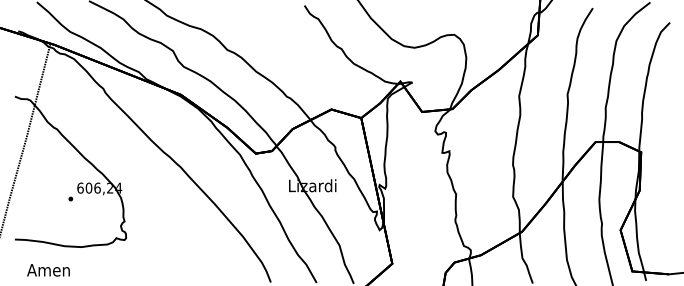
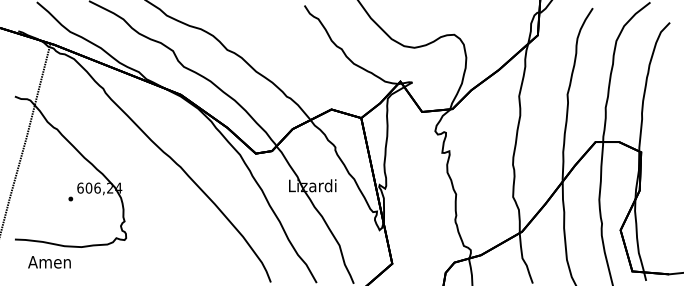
text position: (48, 270) -> (49, 262) (49, 262)
